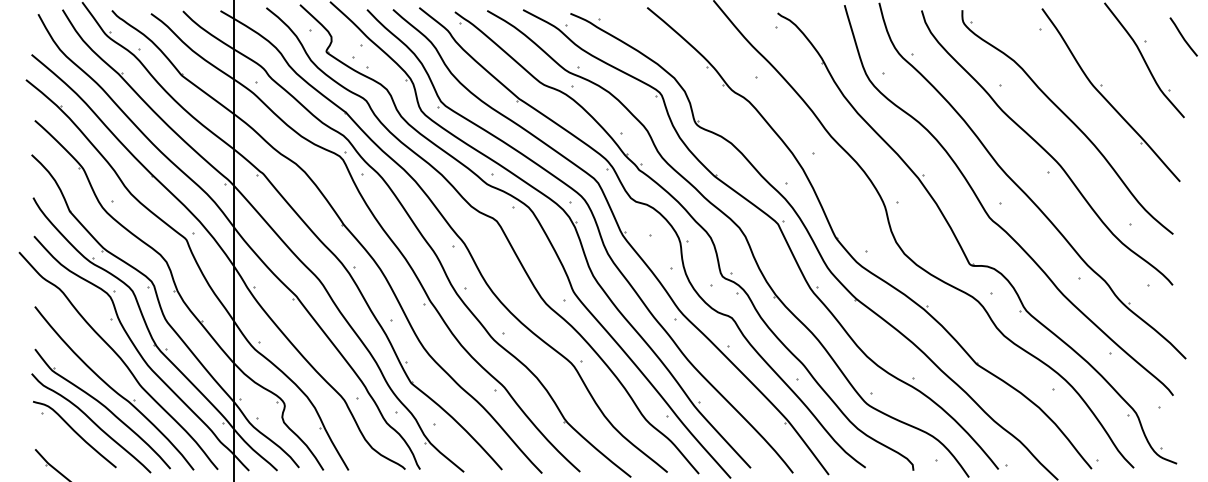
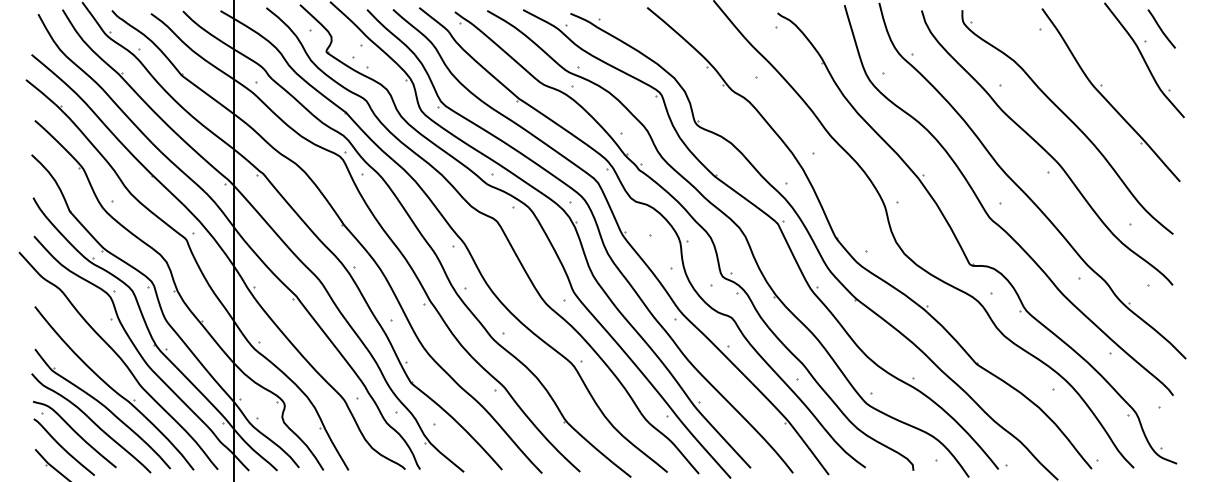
curve position: (1183, 36) -> (1161, 28) (1161, 28)
curve: none -> present (62, 446)
